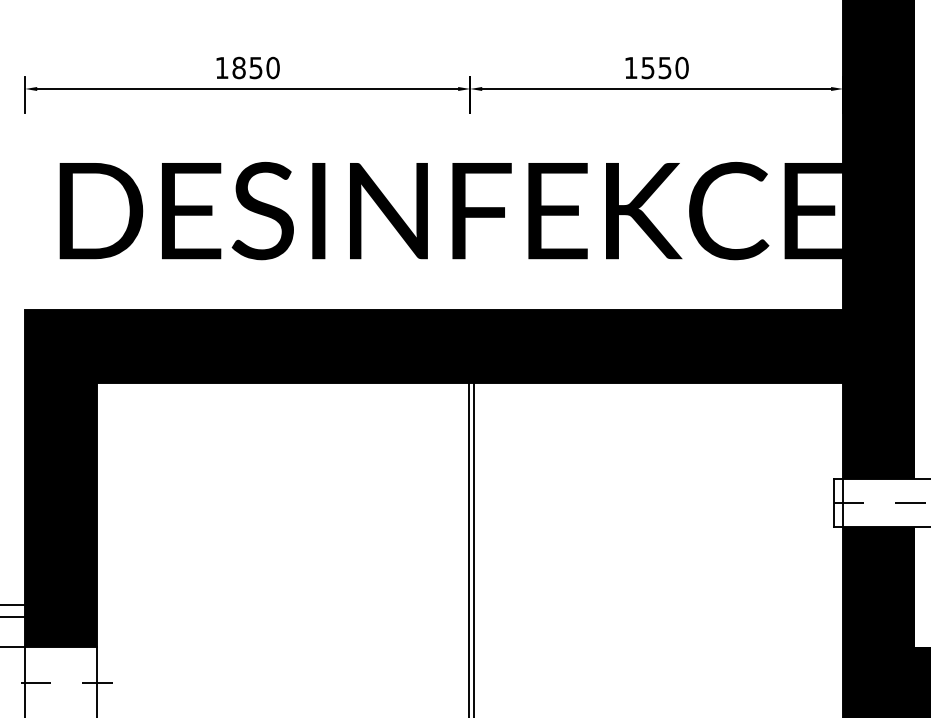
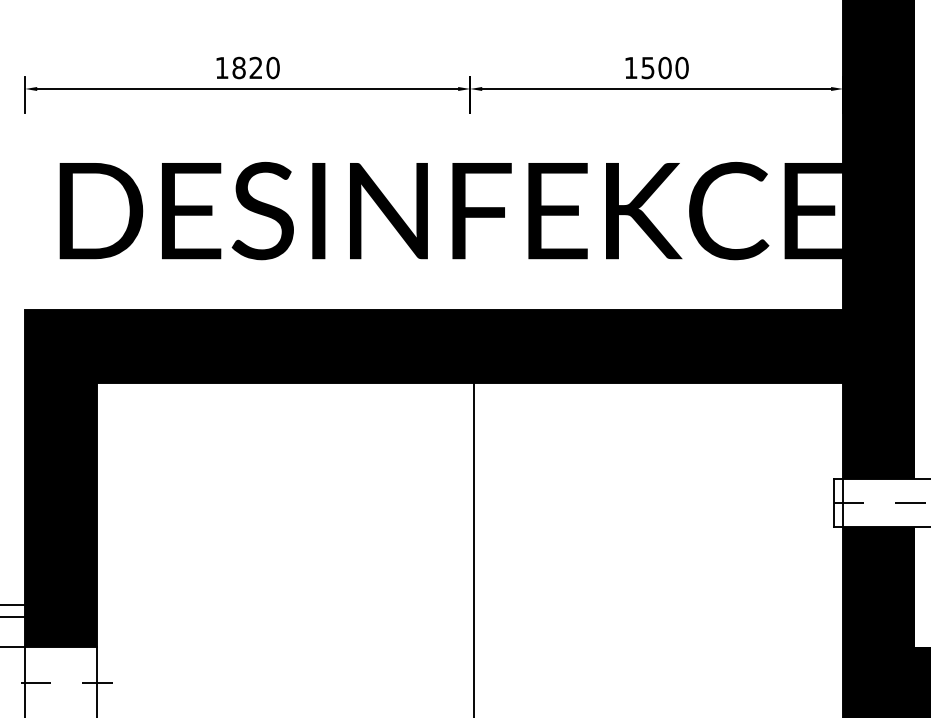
text: 1850 -> 1820 (255, 67)
text: 1550 -> 1500 (664, 67)
line: present -> none (469, 548)
